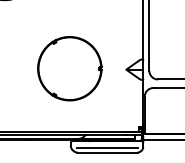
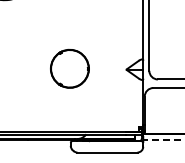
part size: 66x66 px -> 40x41 px (69, 68)
line: solid -> dashed (164, 140)
line: present -> none (106, 148)
